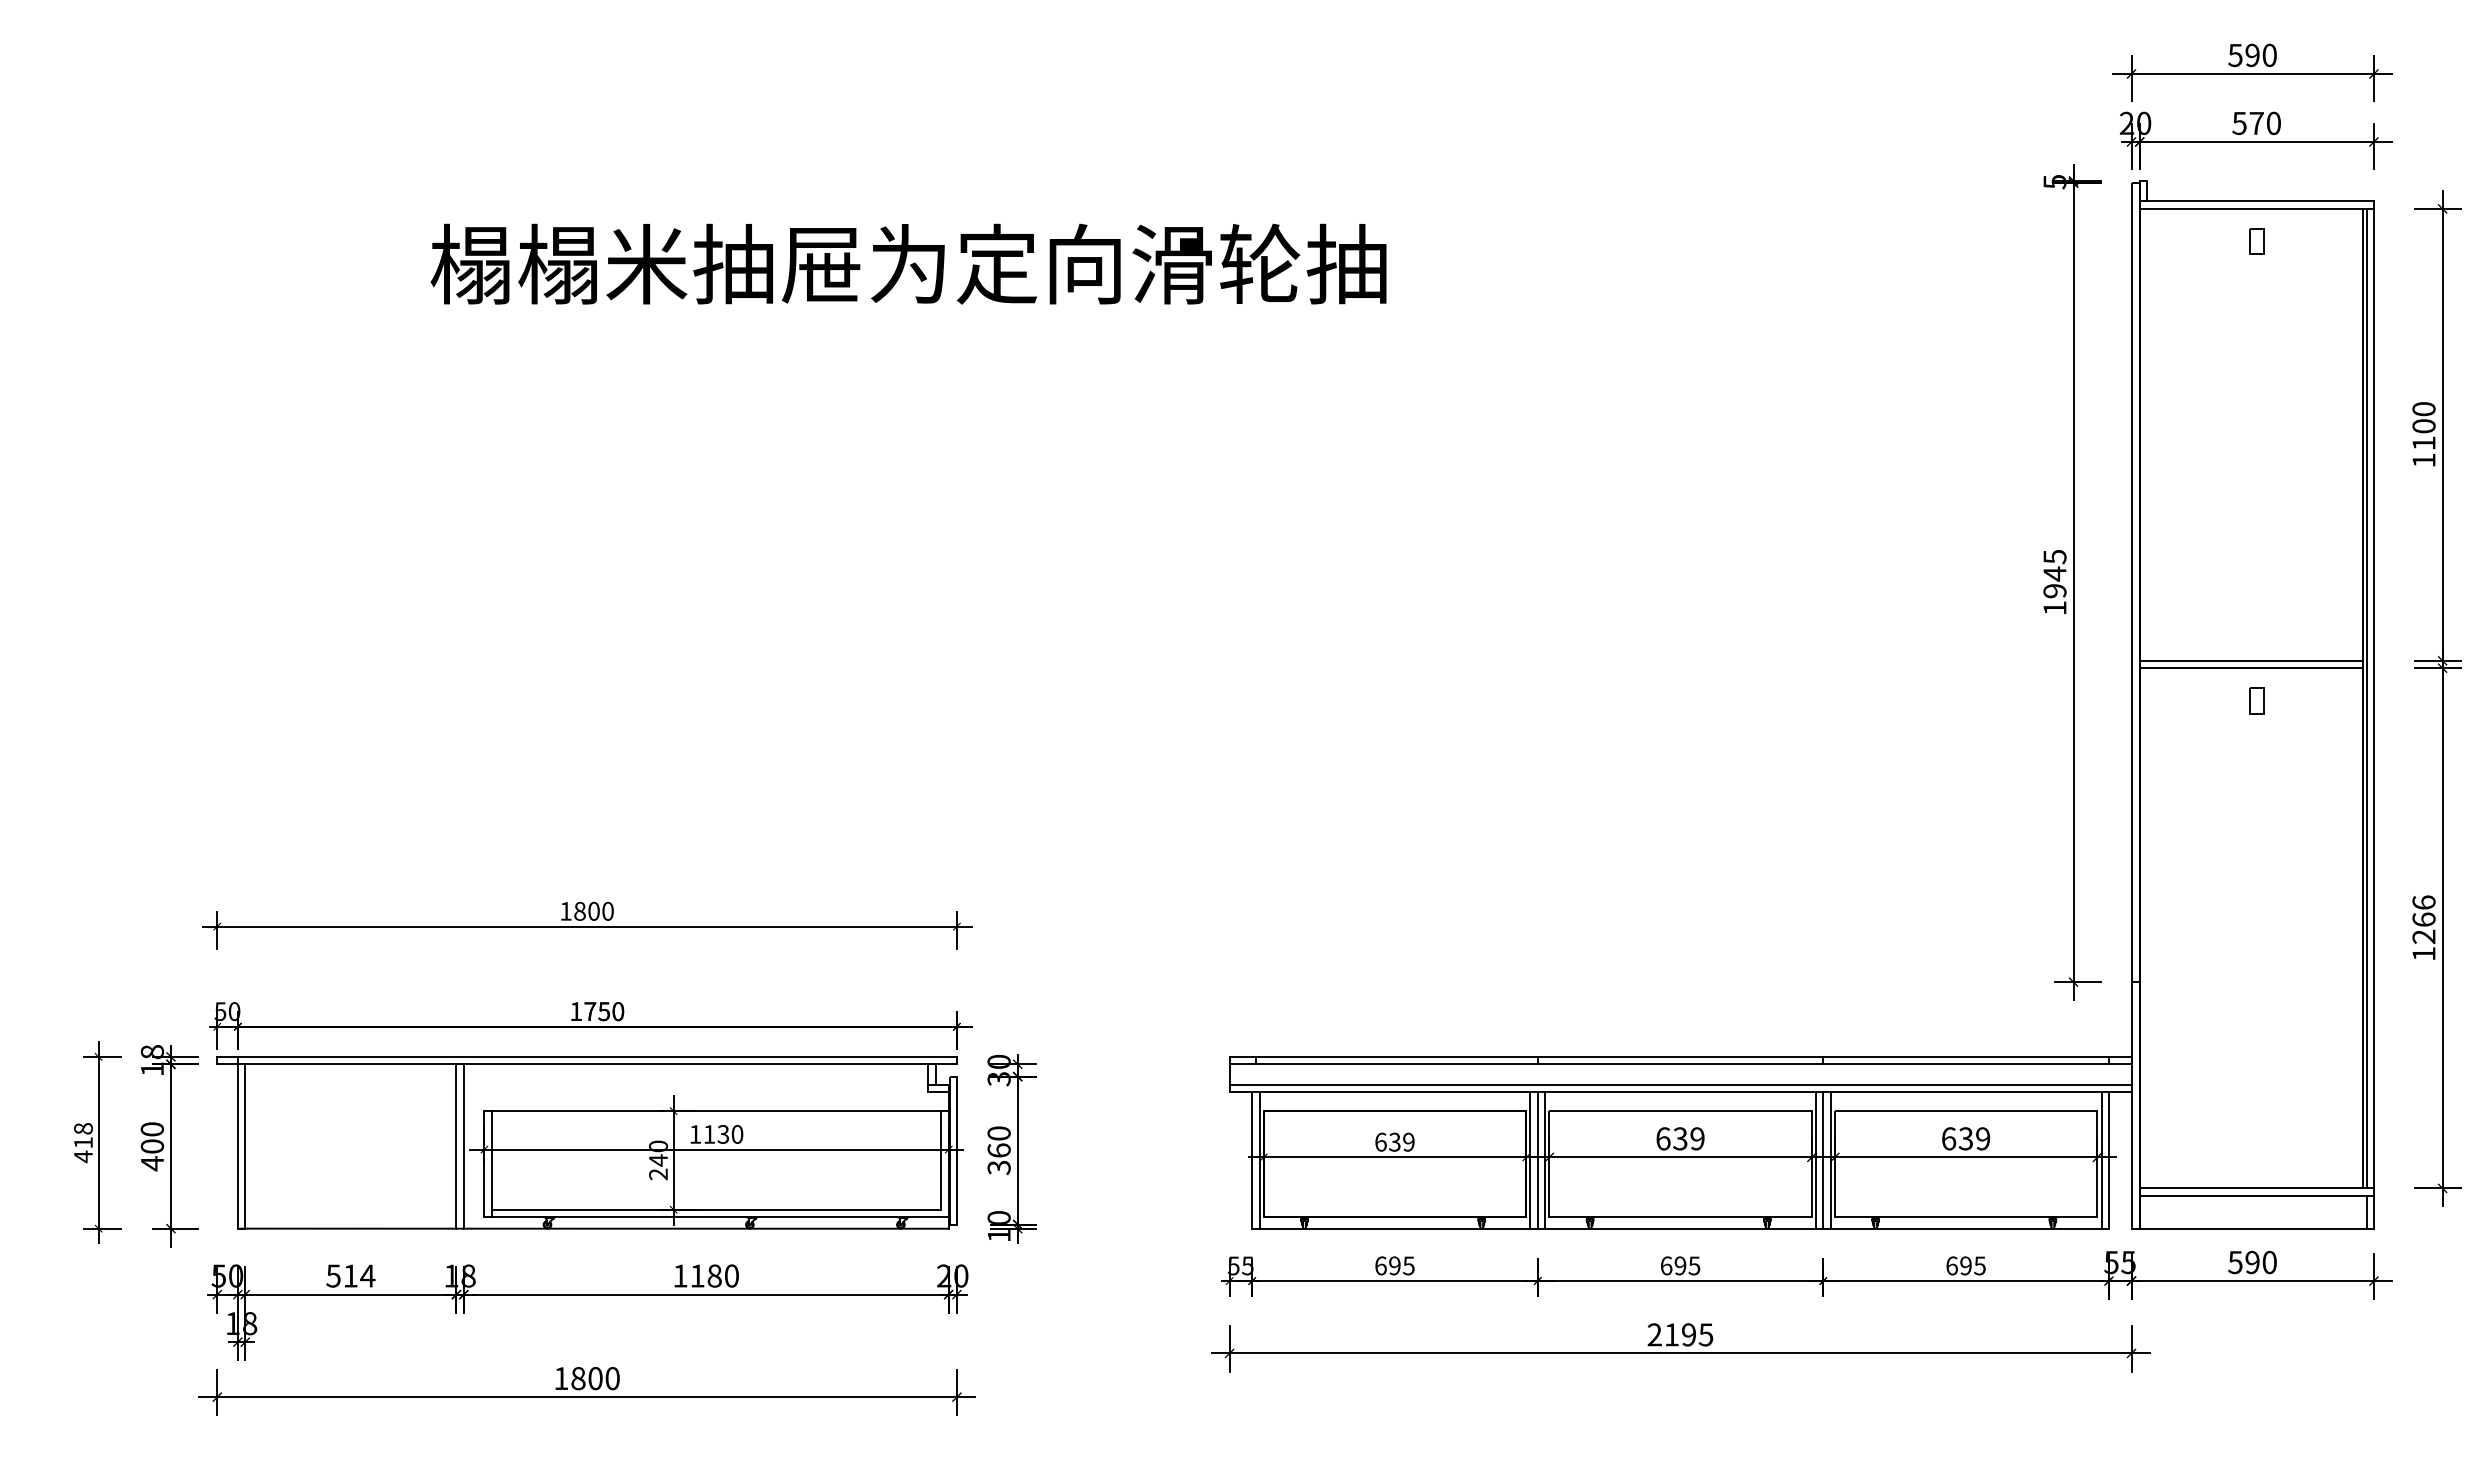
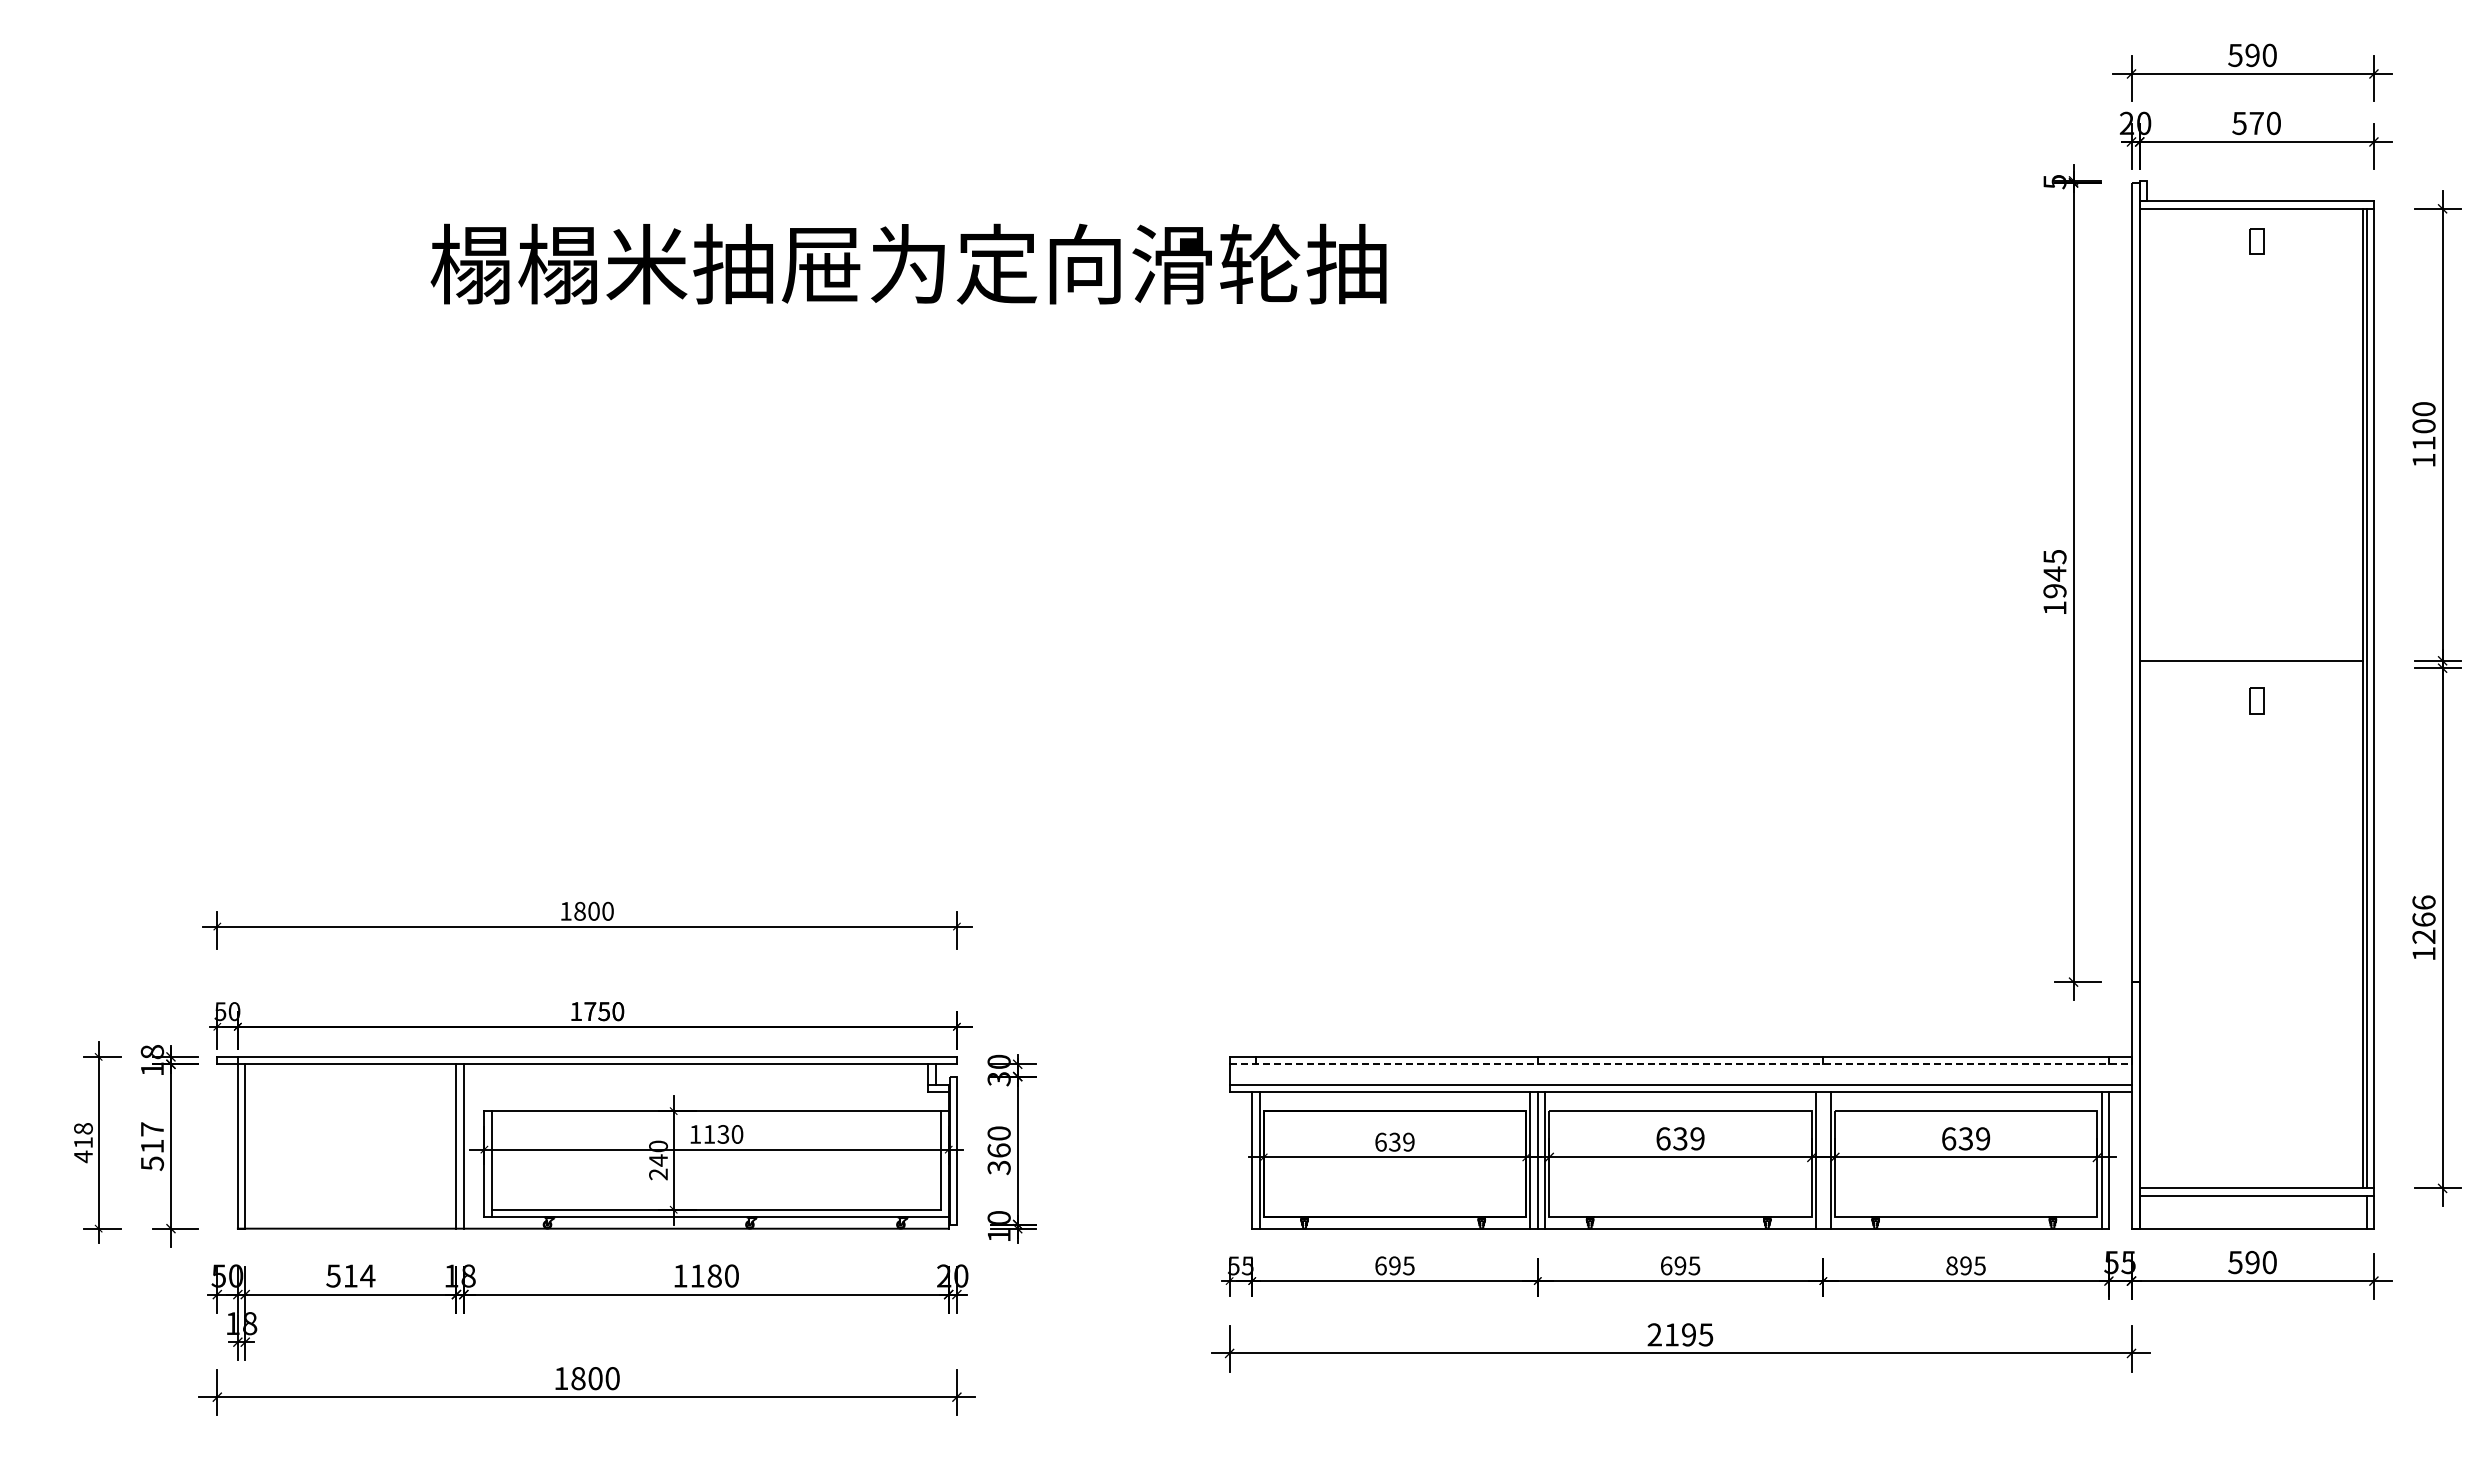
line: present -> none (2250, 668)
line: solid -> dashed (1680, 1064)
text: 400 -> 517 (152, 1146)
line: present -> none (1823, 1160)
text: 695 -> 895 (1951, 1265)
